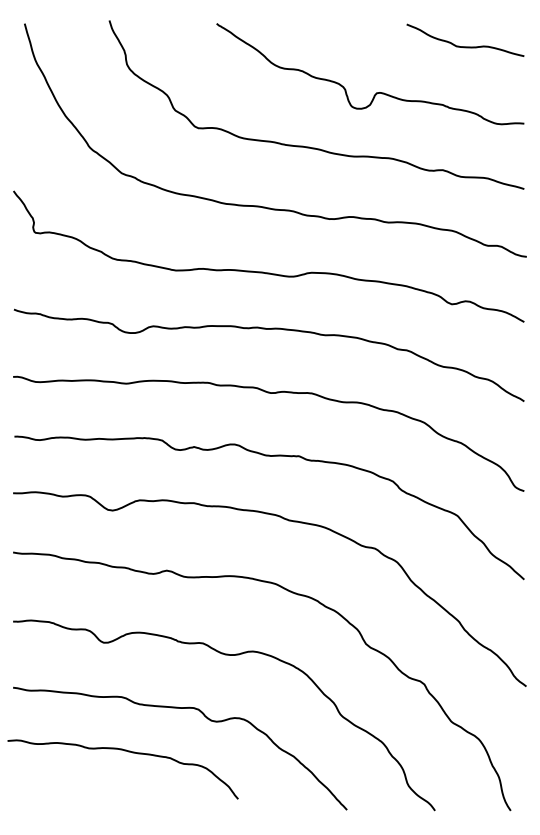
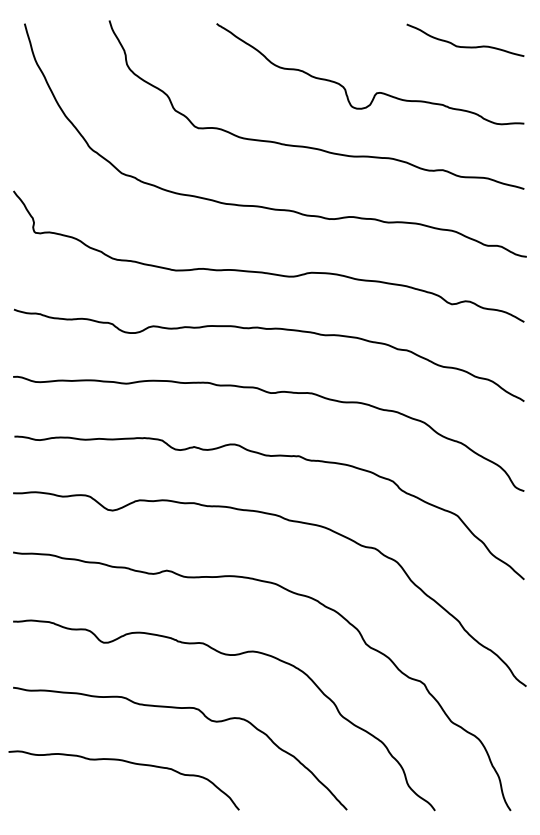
curve position: (128, 752) -> (129, 763) (129, 763)
